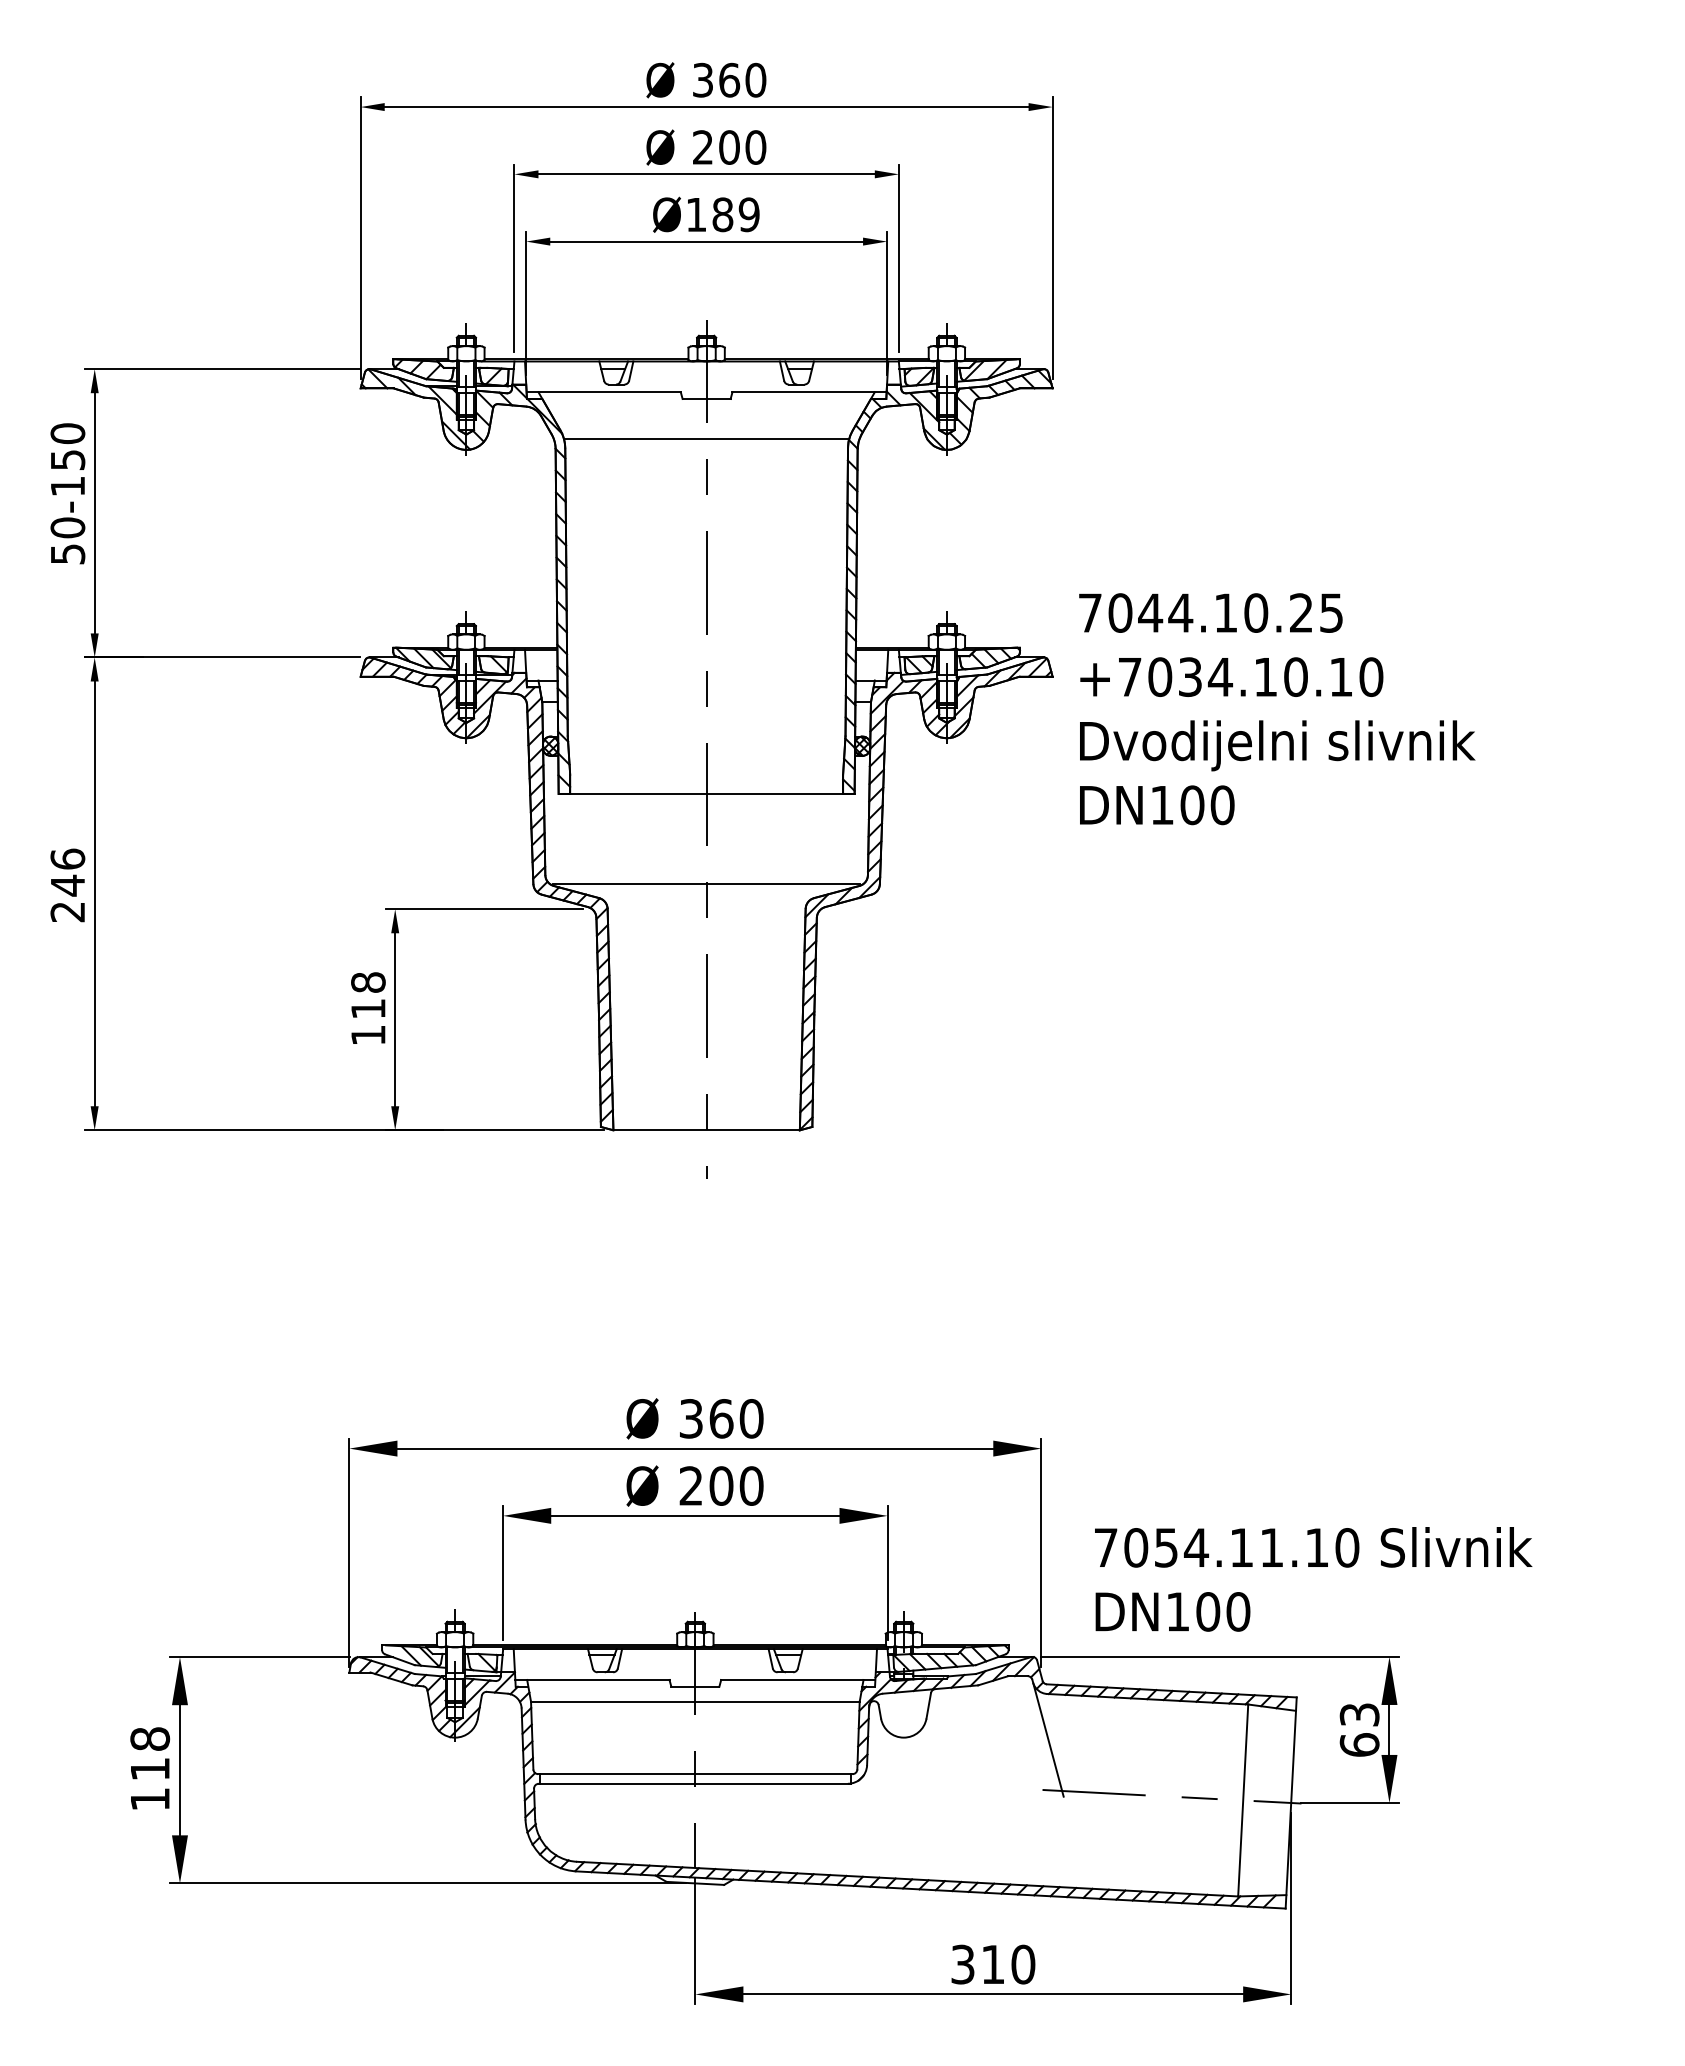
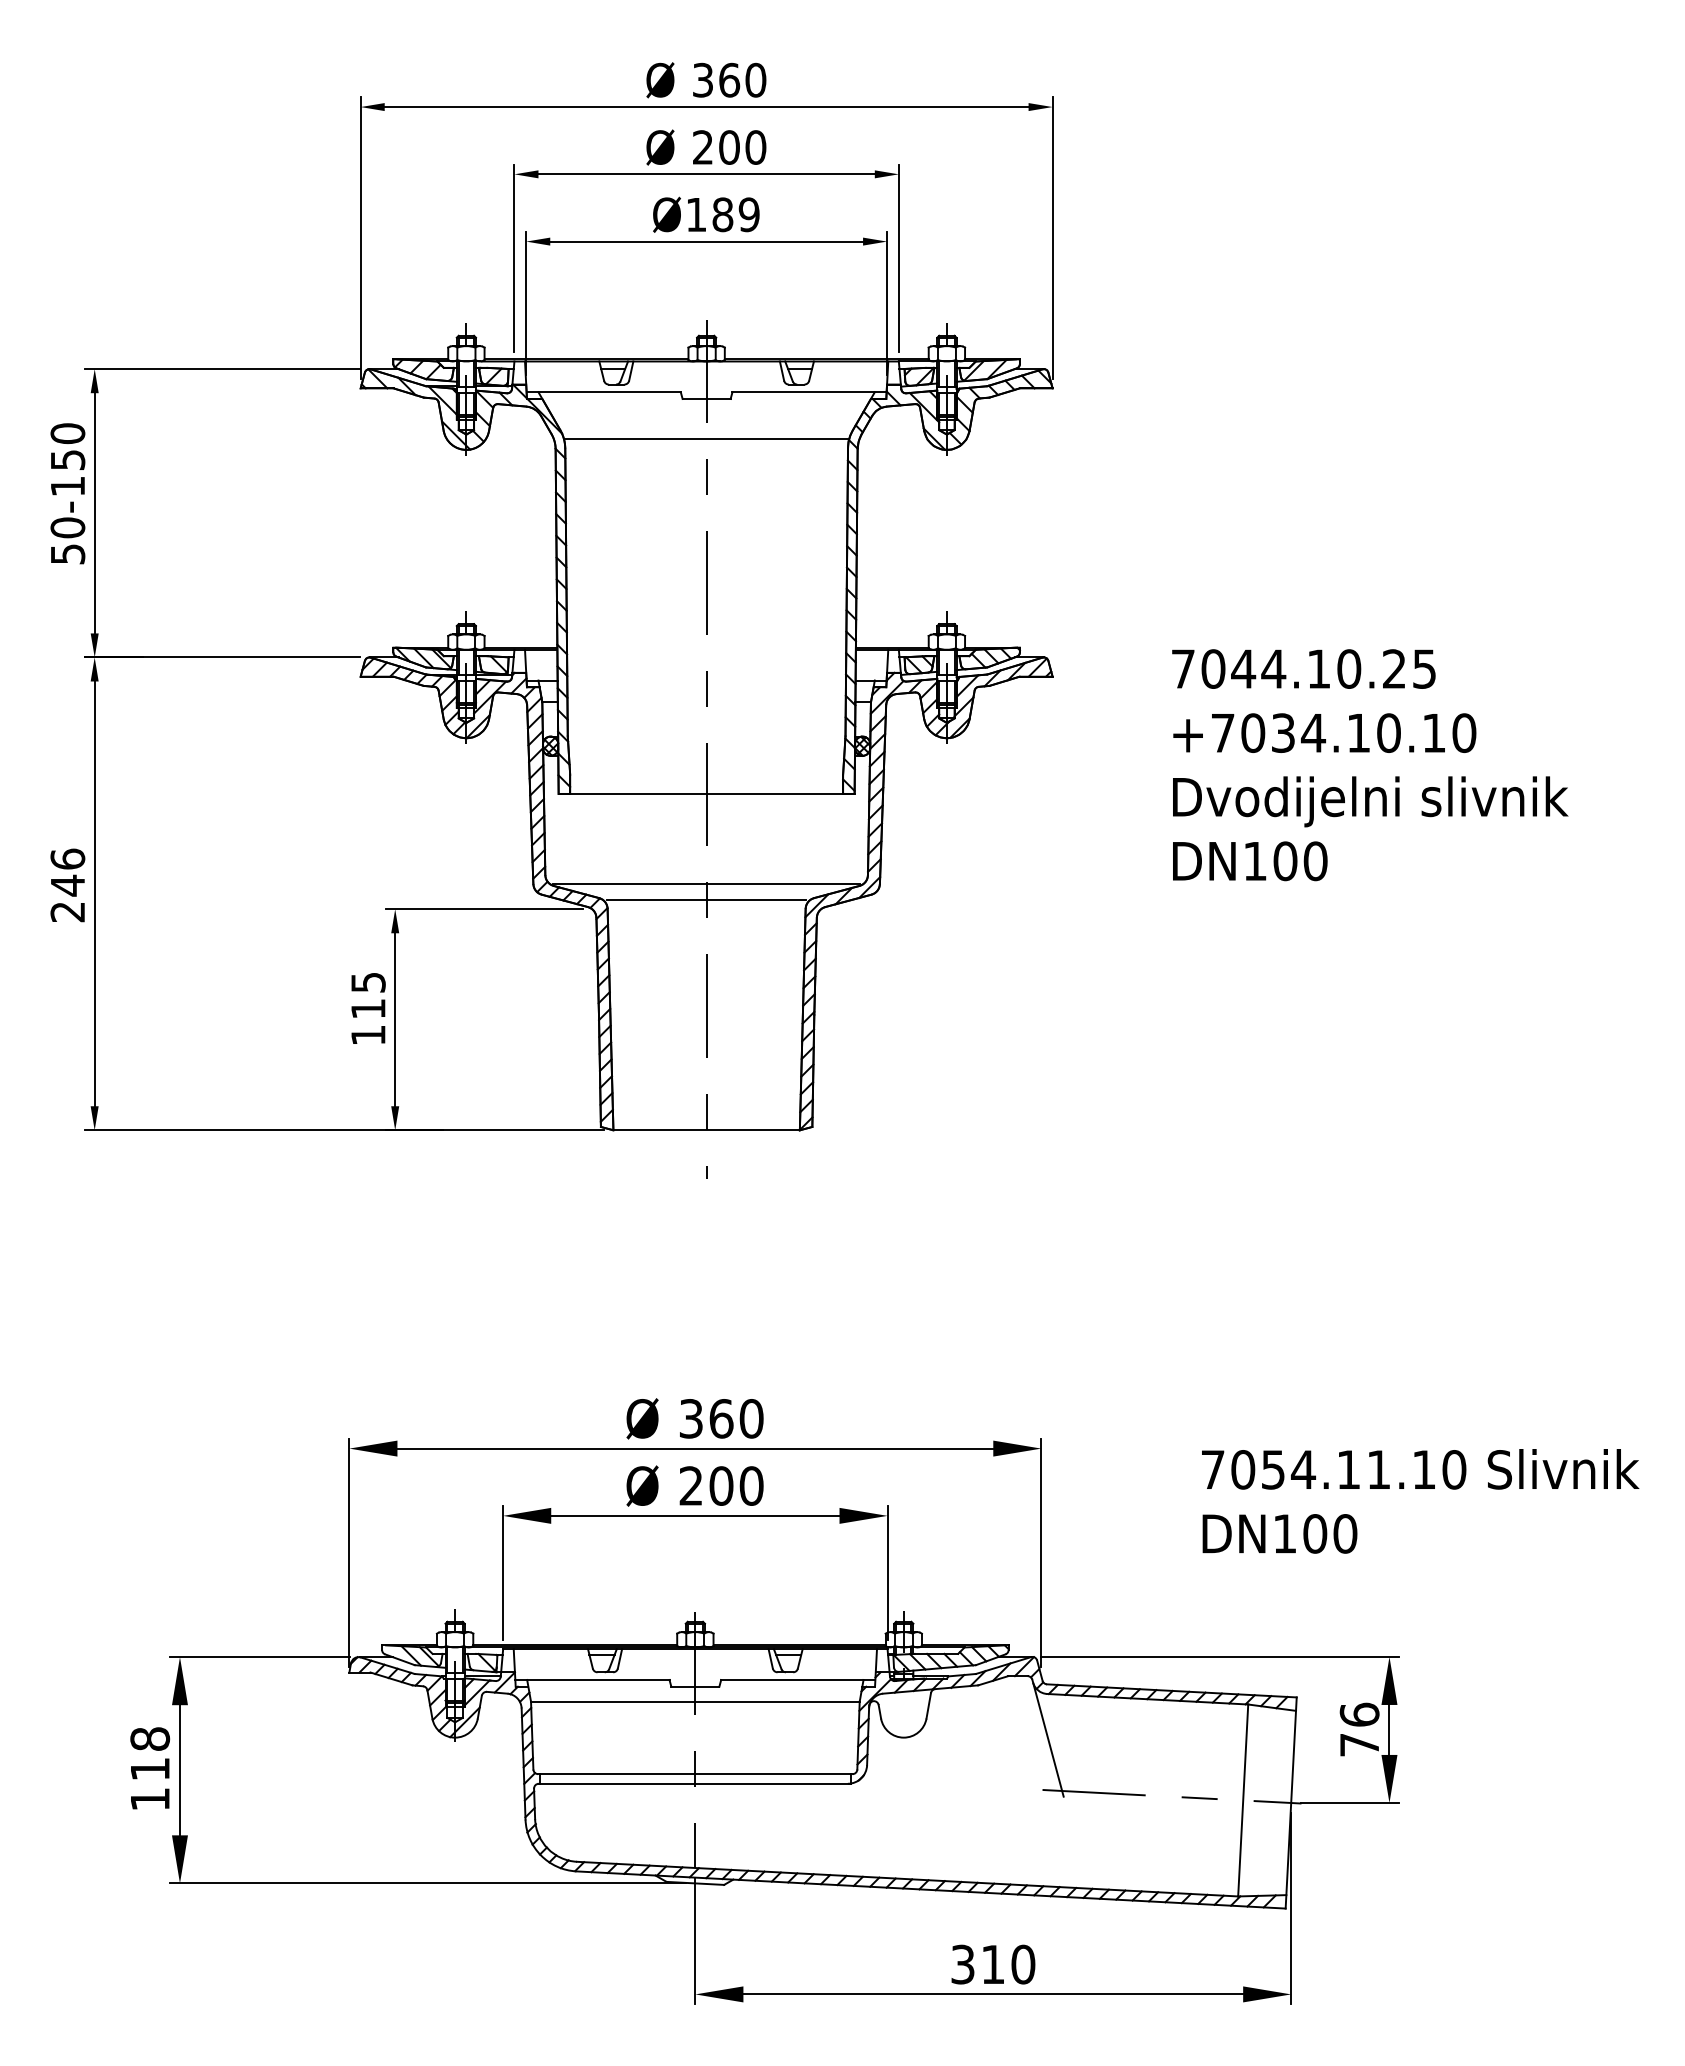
text position: (1277, 709) -> (1370, 765) (1370, 765)
line: none -> present (706, 900)
text: 118 -> 115 (368, 982)
text position: (1313, 1579) -> (1420, 1501) (1420, 1501)
text: 63 -> 76 (1359, 1729)
